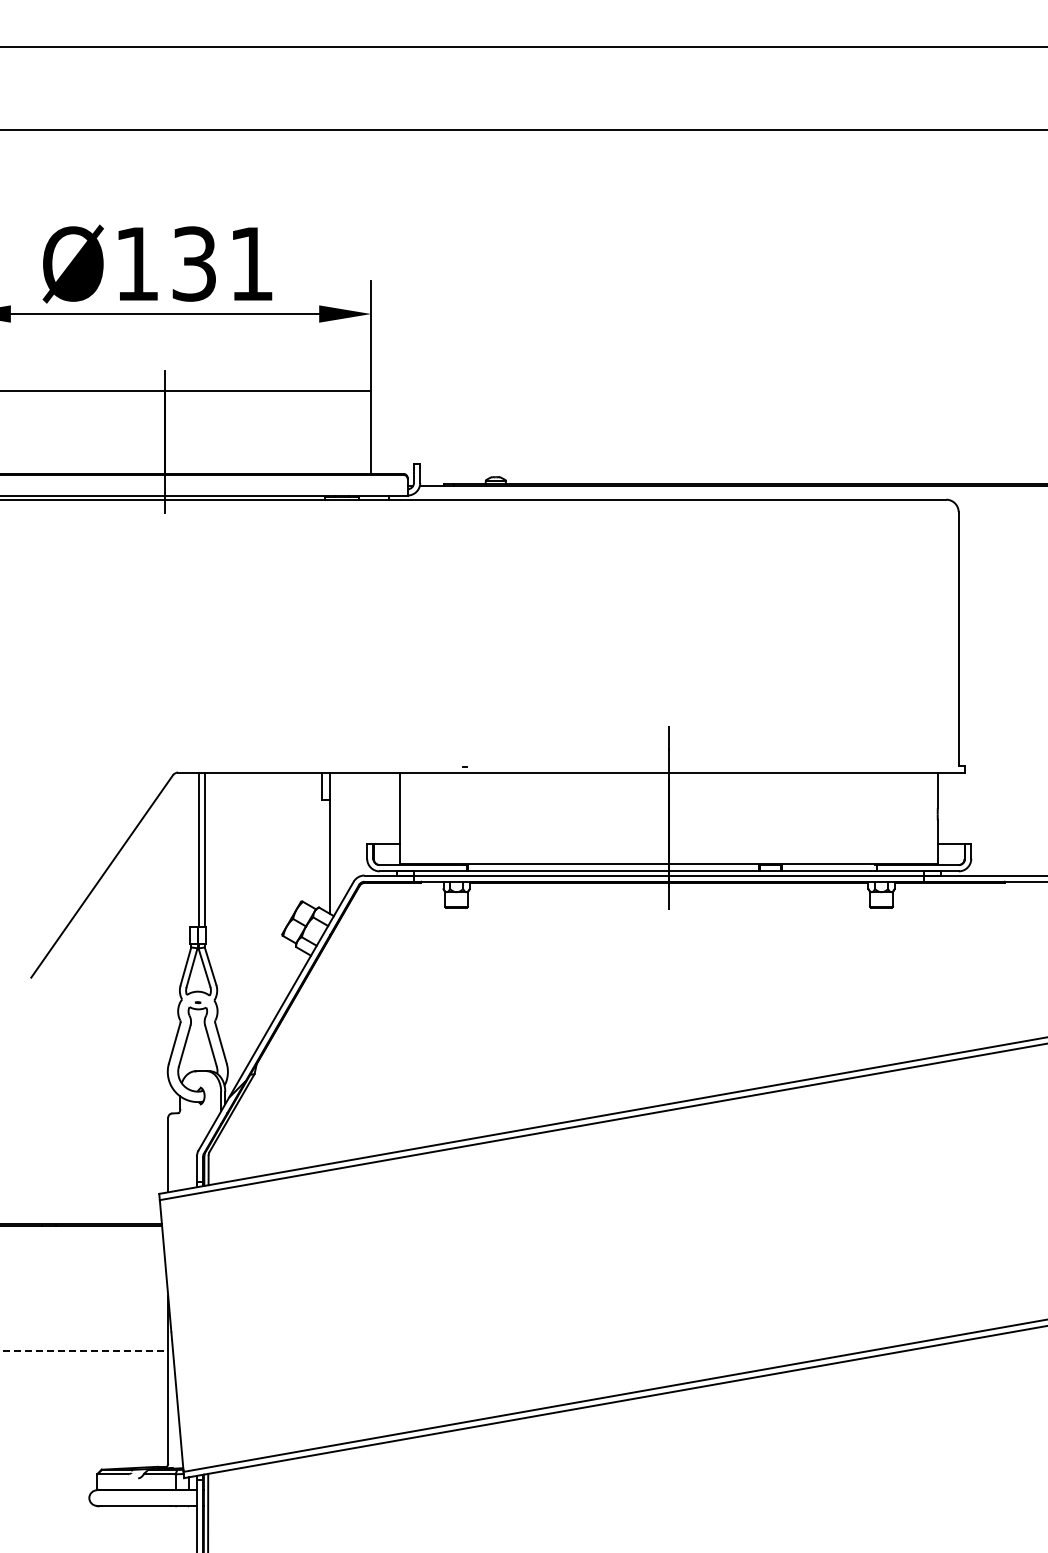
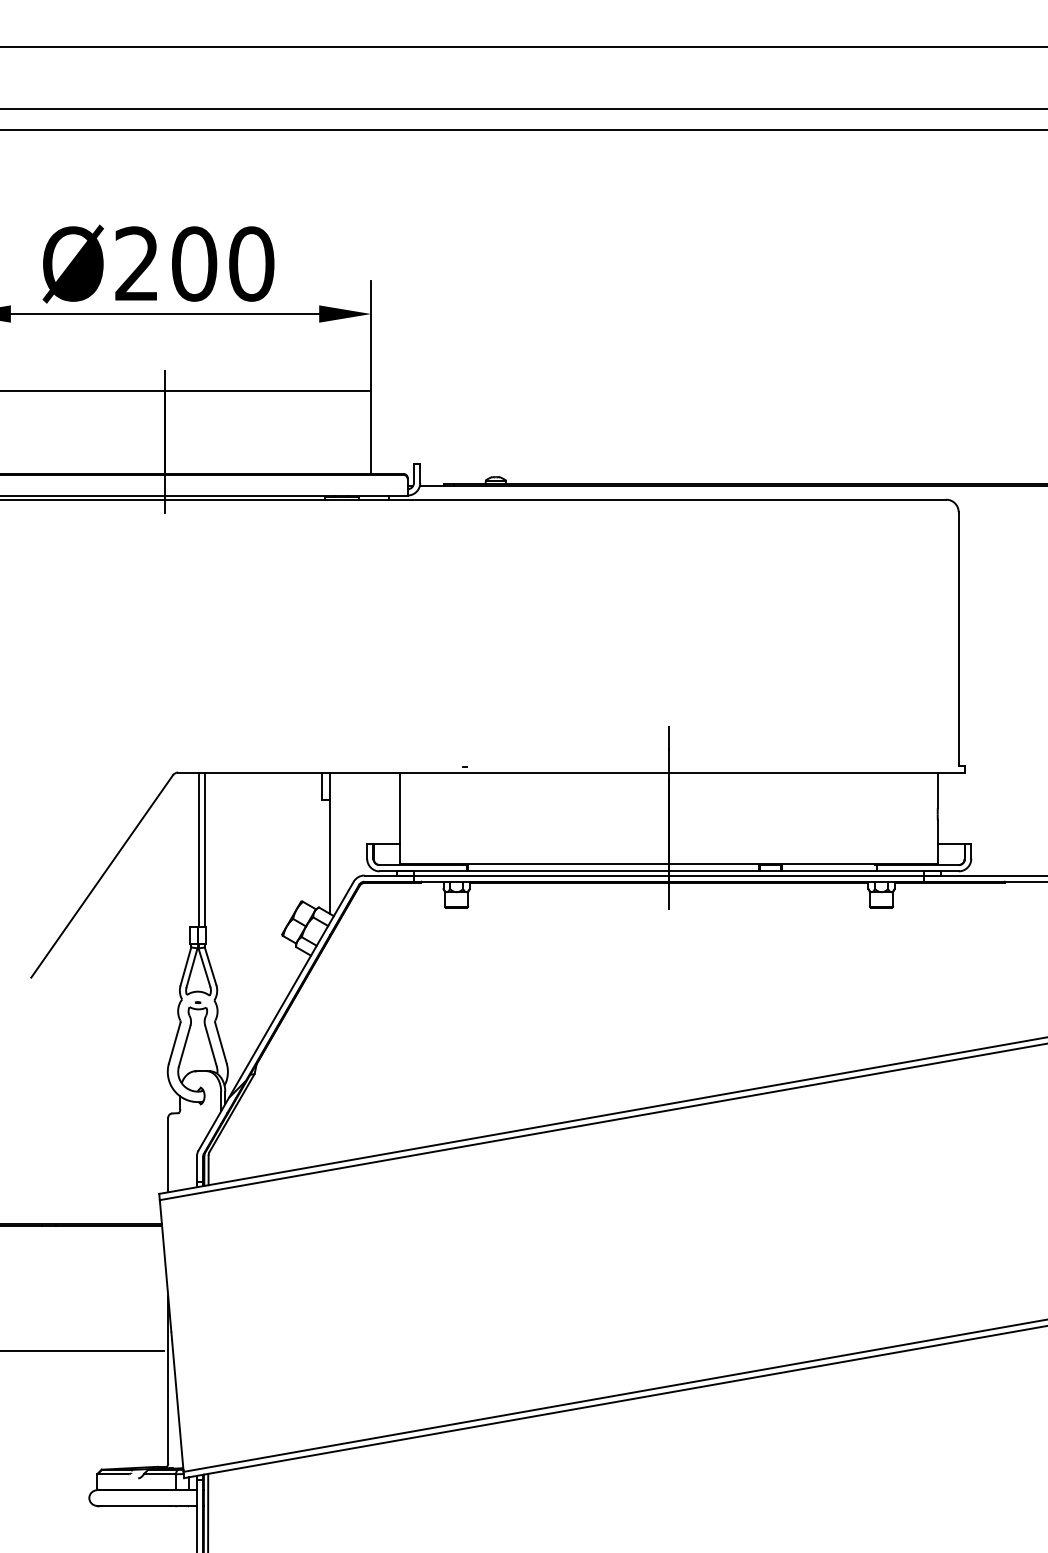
line: none -> present (523, 109)
text: Ø131 -> Ø200 (194, 263)
line: dashed -> solid (82, 1350)
